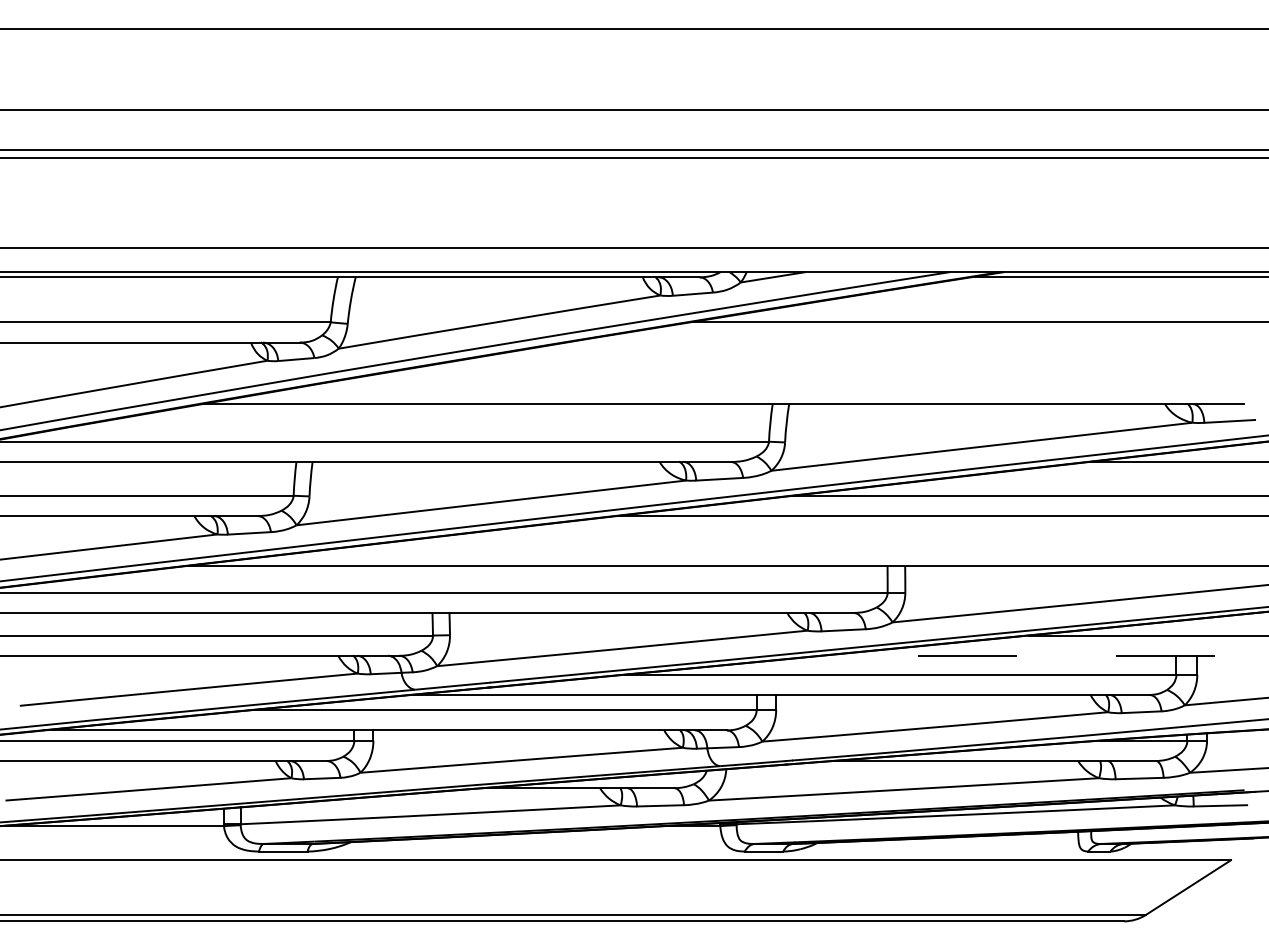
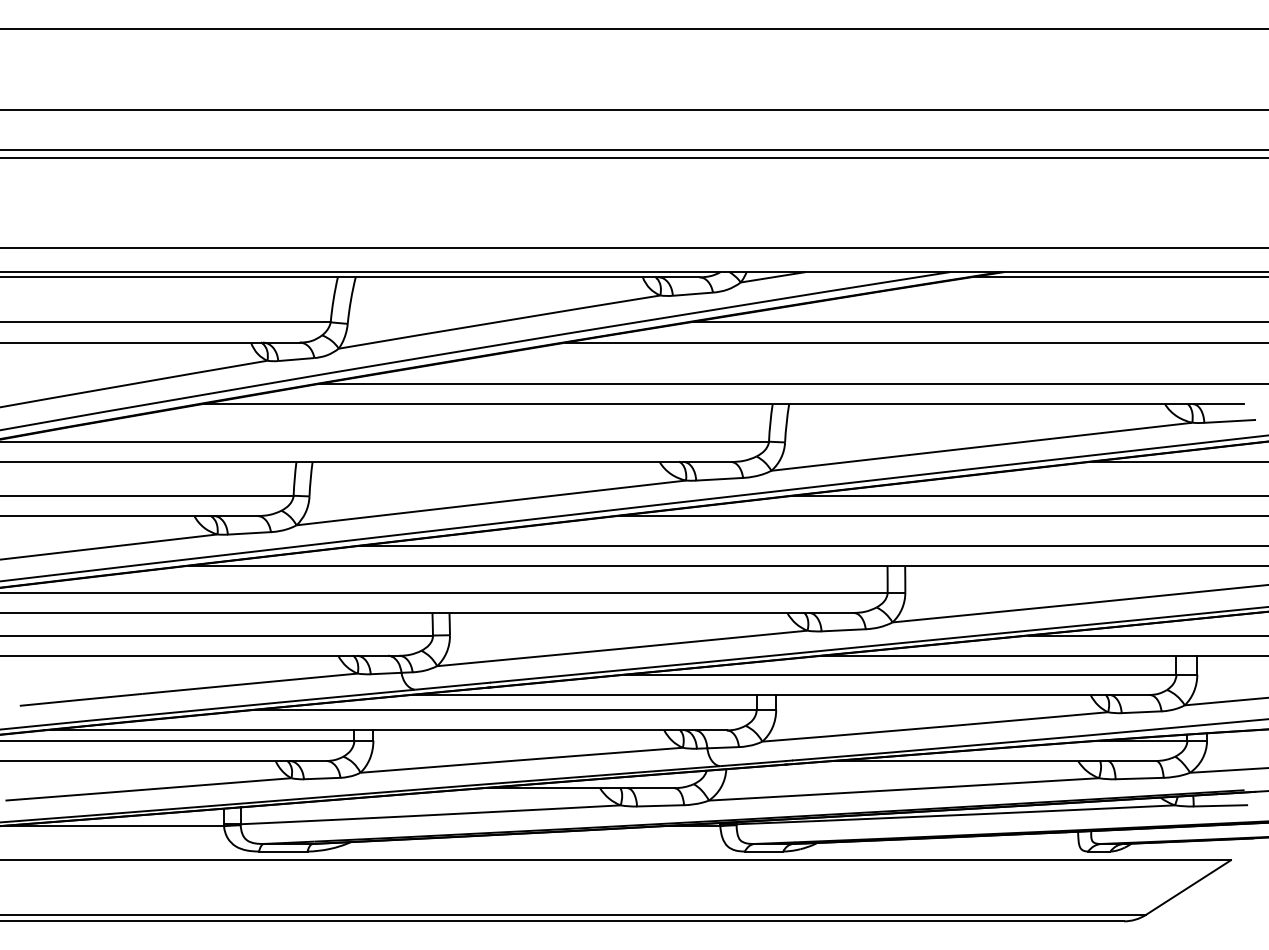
line: none -> present (915, 342)
line: none -> present (791, 383)
line: none -> present (811, 546)
line: dashed -> solid (1044, 655)
